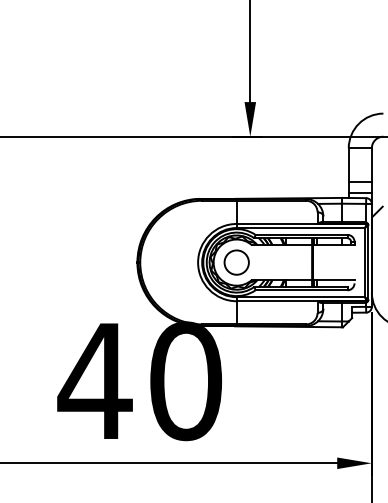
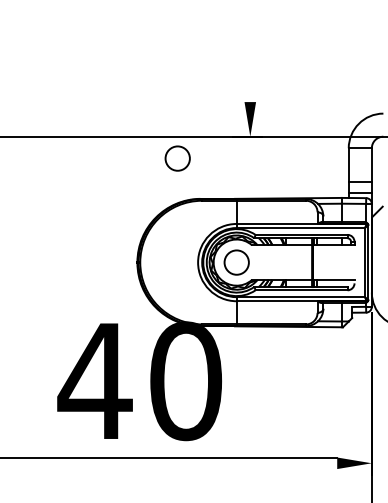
line: present -> none (250, 52)
circle: none -> present (177, 158)
line position: (169, 463) -> (169, 458) (169, 458)
